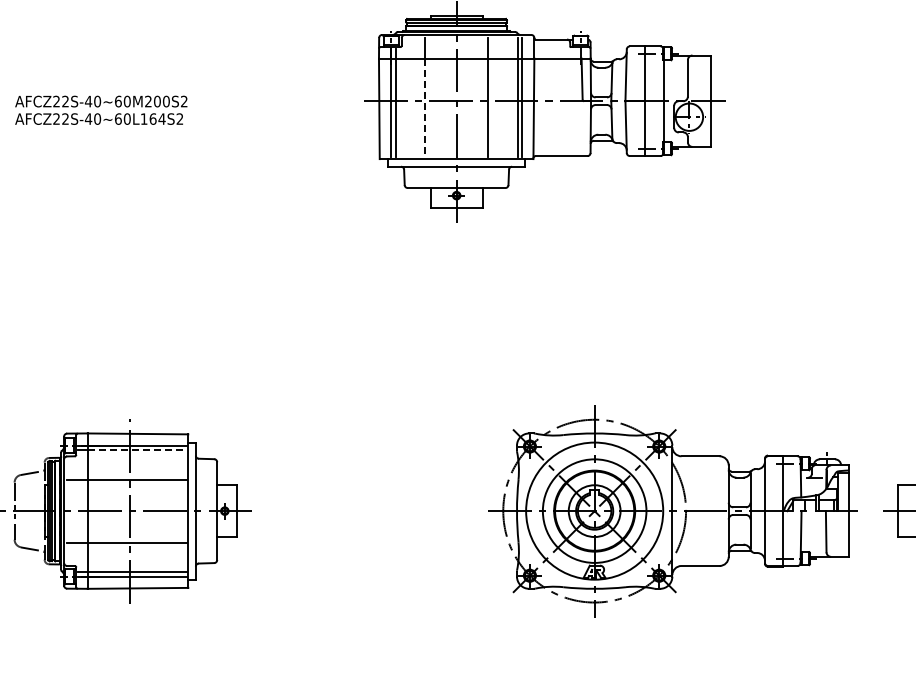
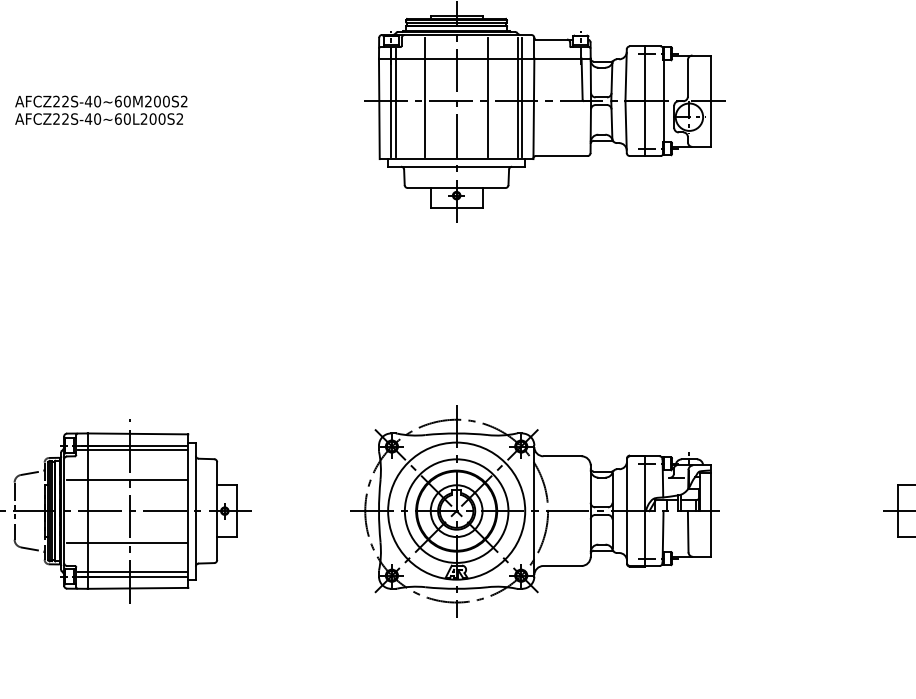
line: dashed -> solid (425, 108)
text: AFCZ22S-40~60L164S2 -> AFCZ22S-40~60L200S2 (152, 118)
line: dashed -> solid (137, 450)
part position: (672, 511) -> (534, 511) (534, 511)
